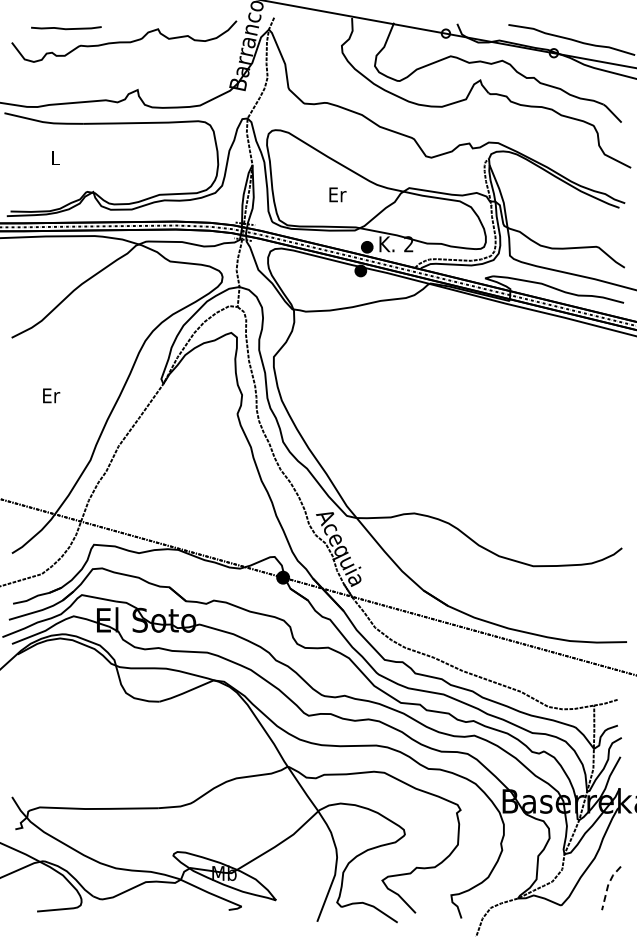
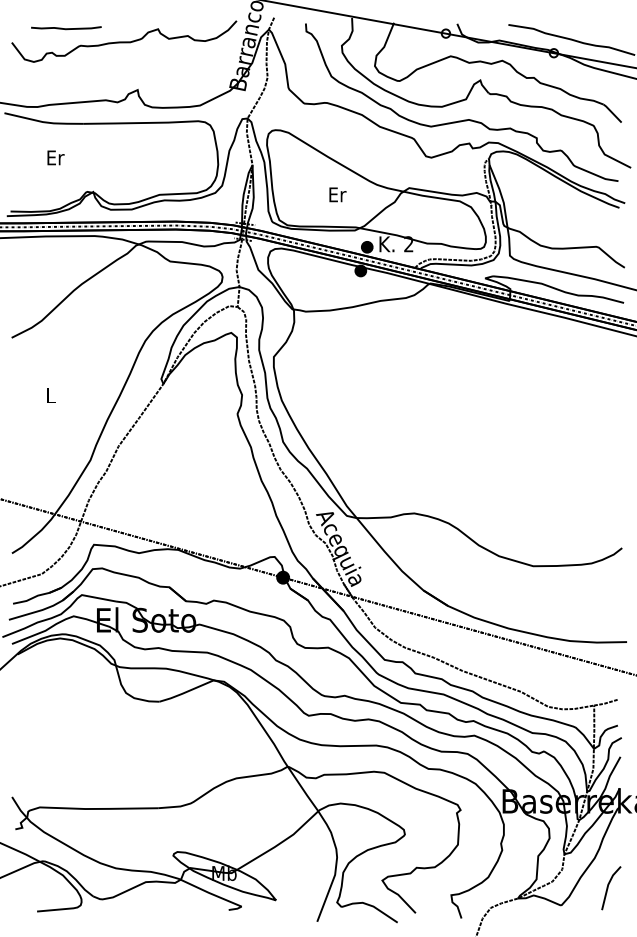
curve: none -> present (463, 119)
text: L -> Er (55, 157)
text: Er -> L (51, 395)
line: dashed -> solid (608, 885)
